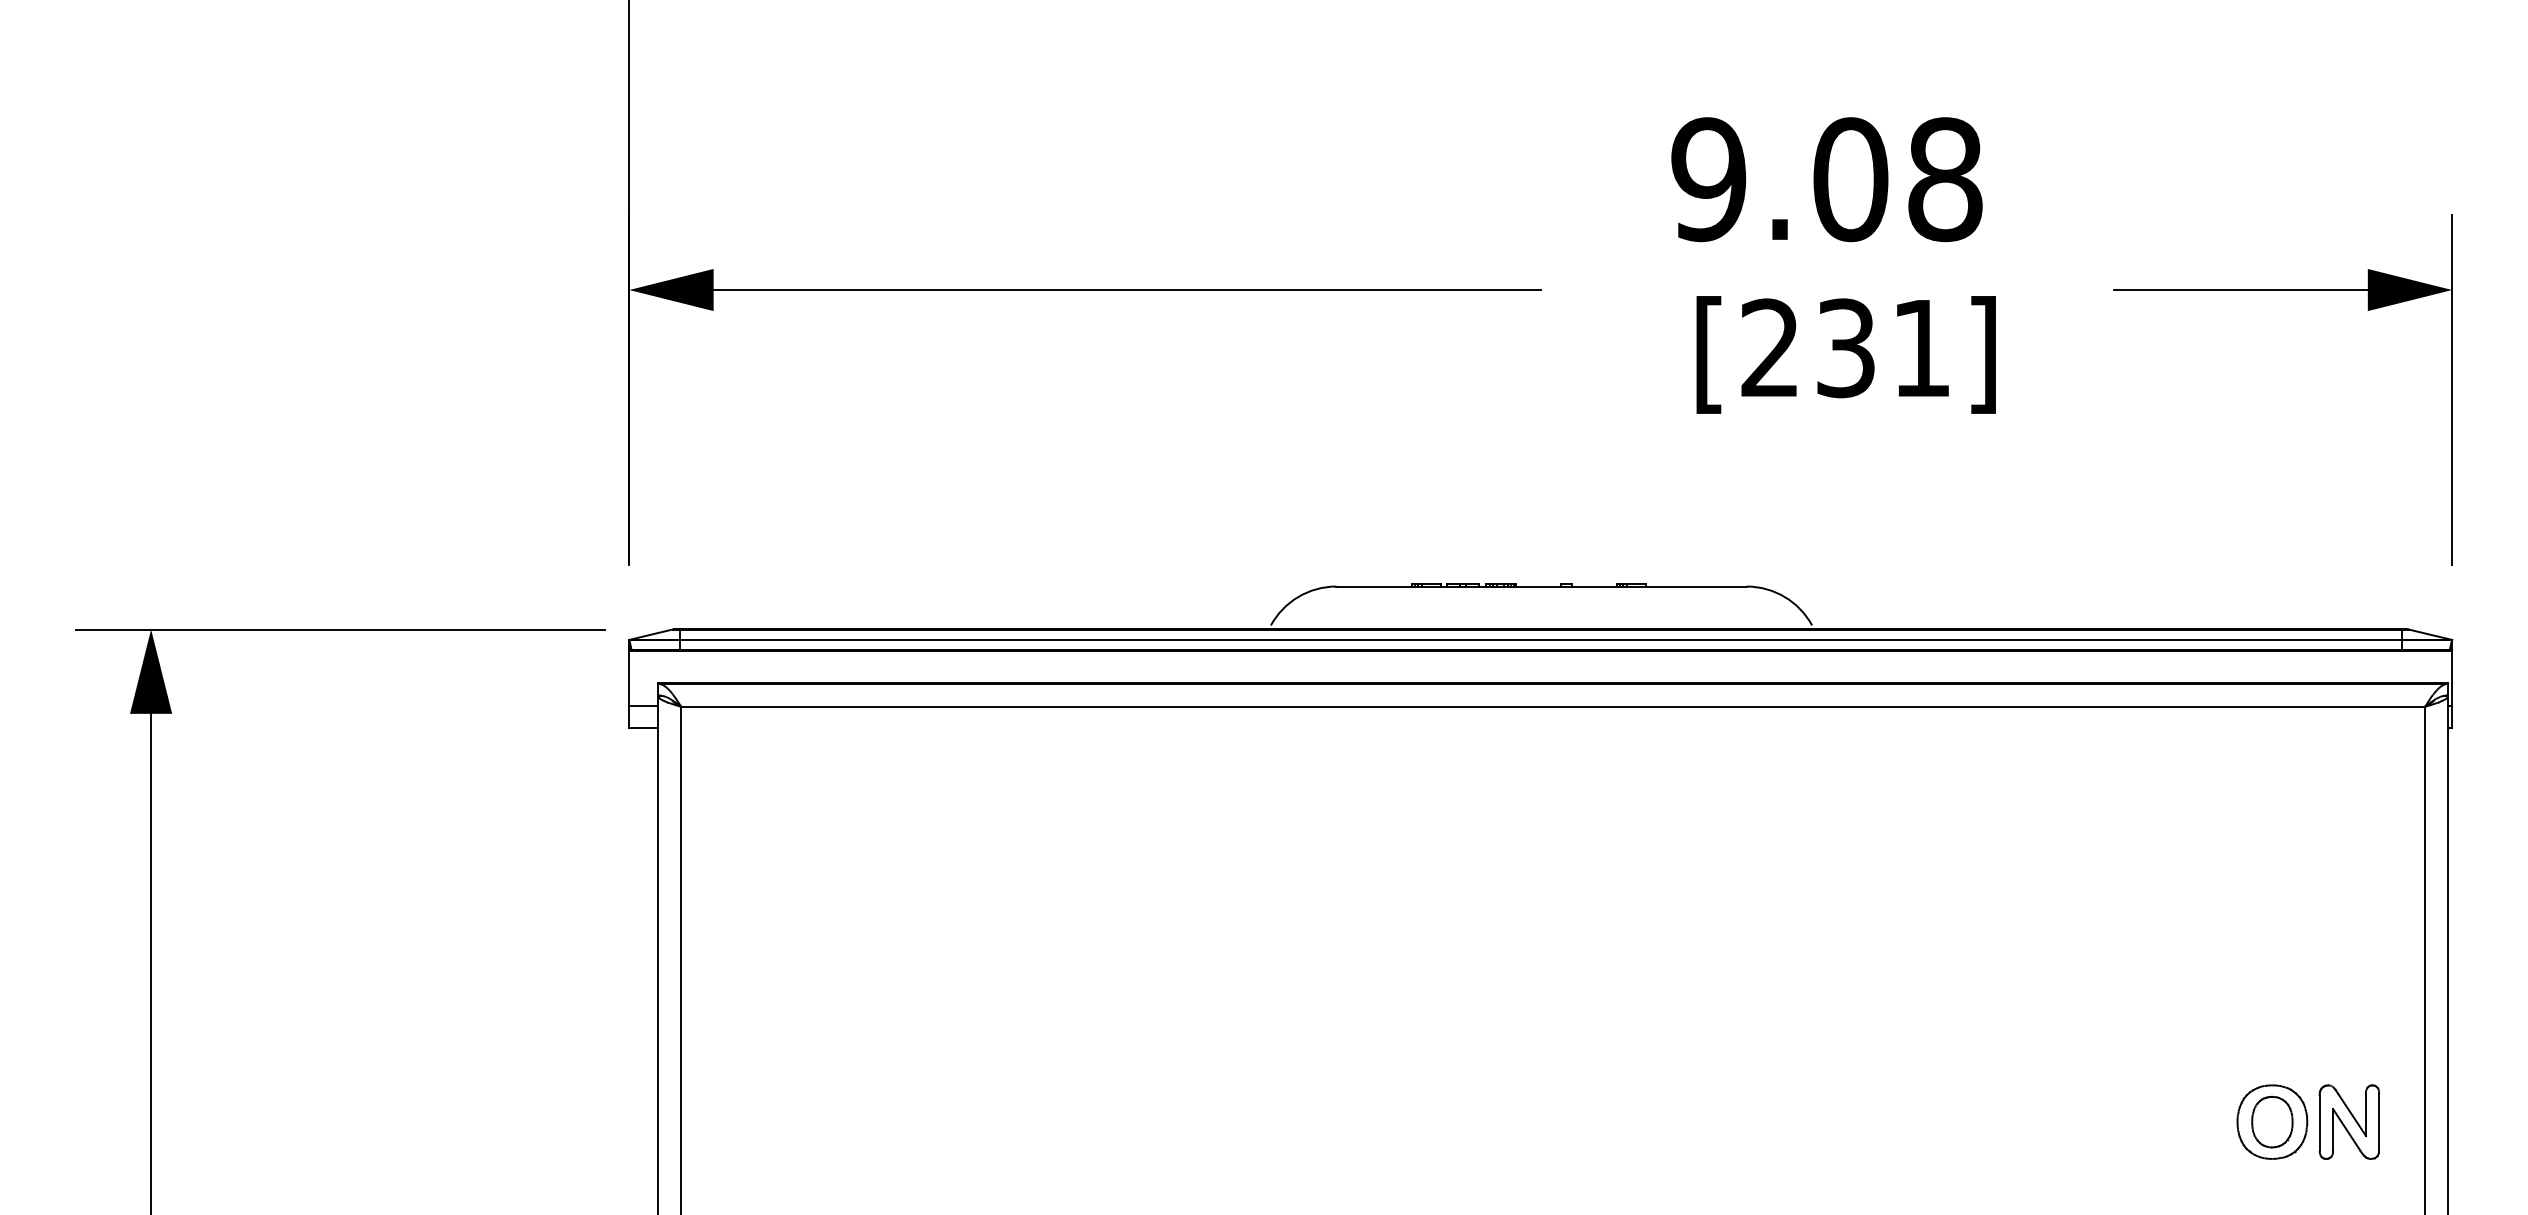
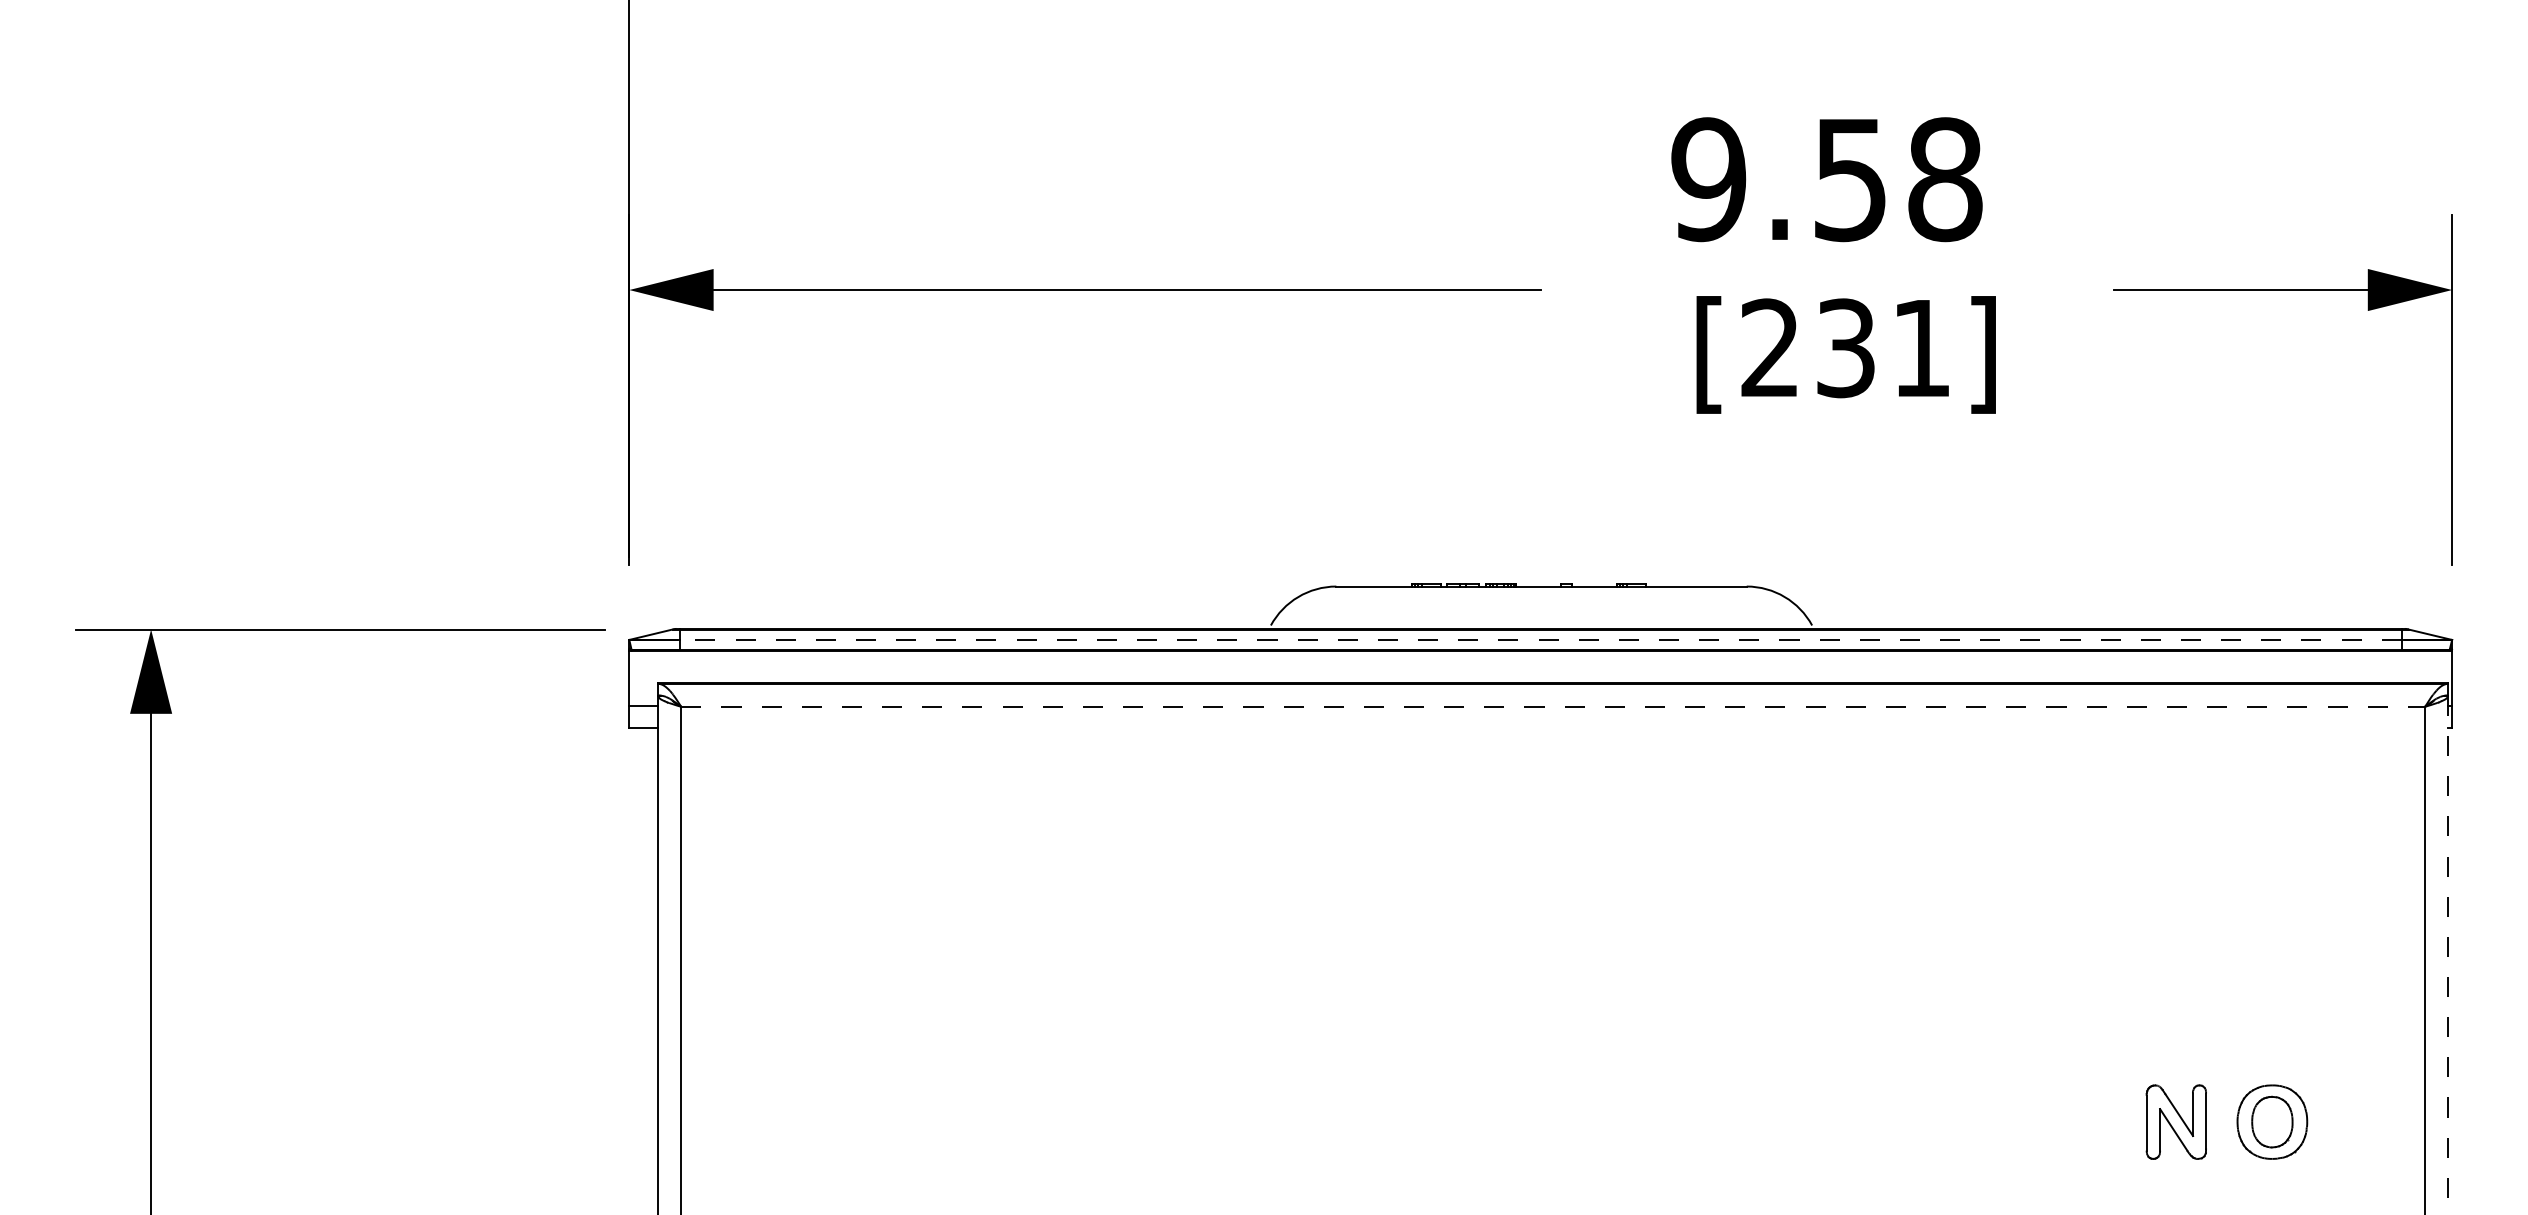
text: 9.08 -> 9.58 (1850, 179)
line: solid -> dashed (1540, 639)
line: solid -> dashed (1553, 706)
line: solid -> dashed (2447, 955)
part position: (2348, 1121) -> (2175, 1121) (2175, 1121)
